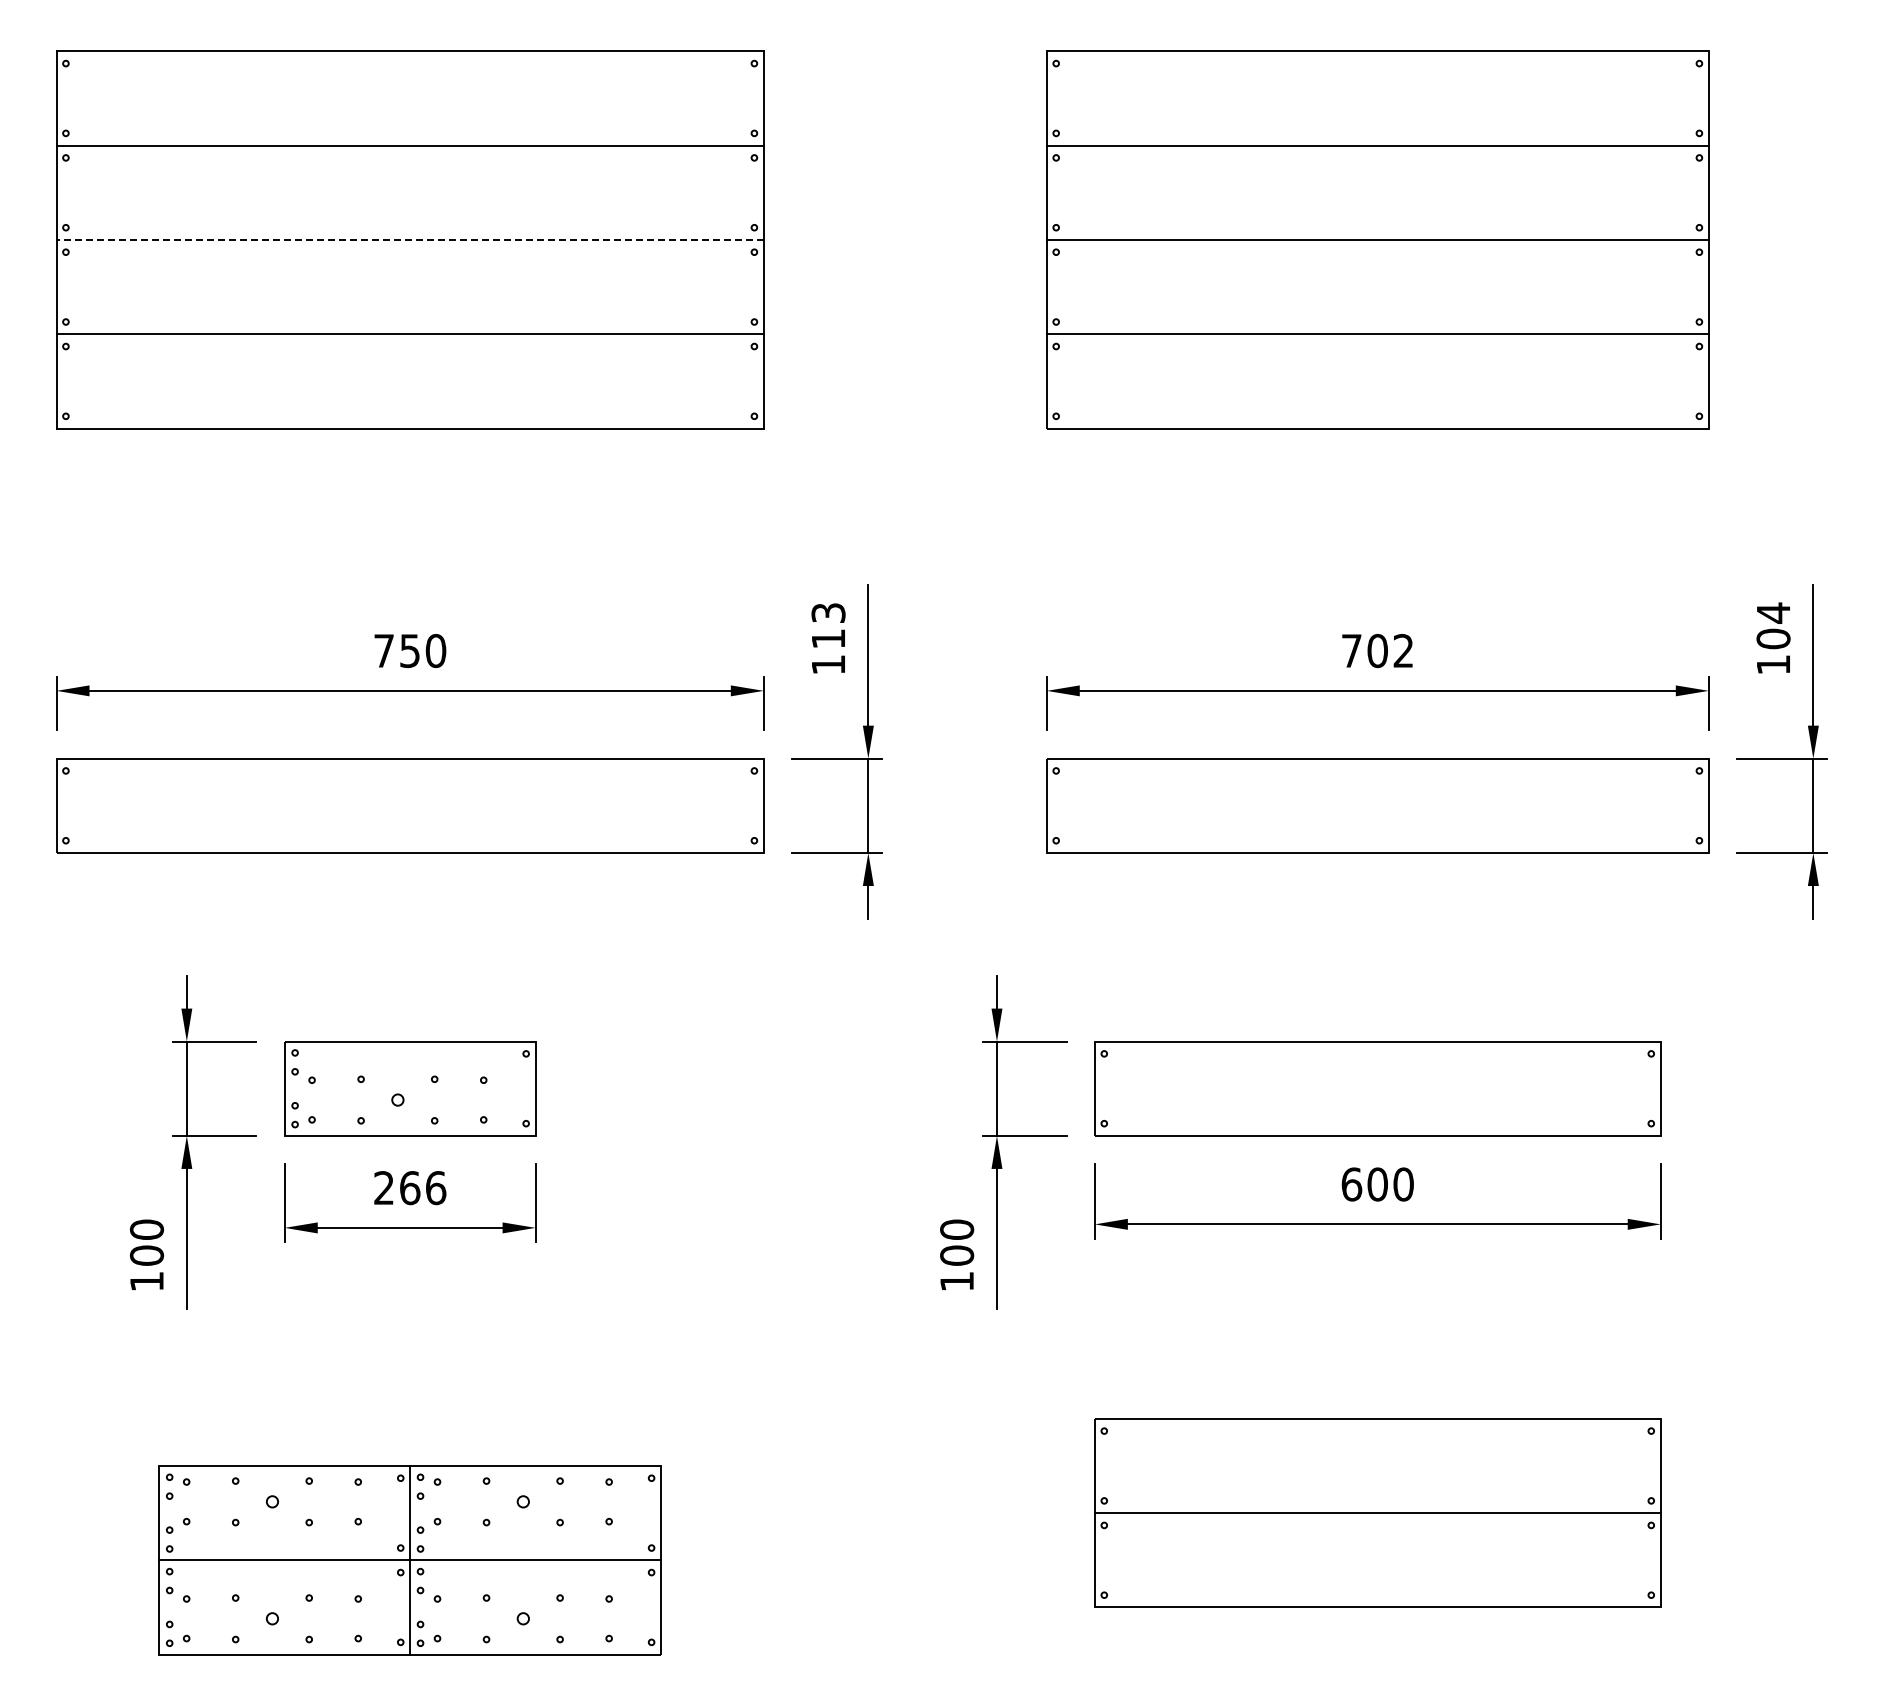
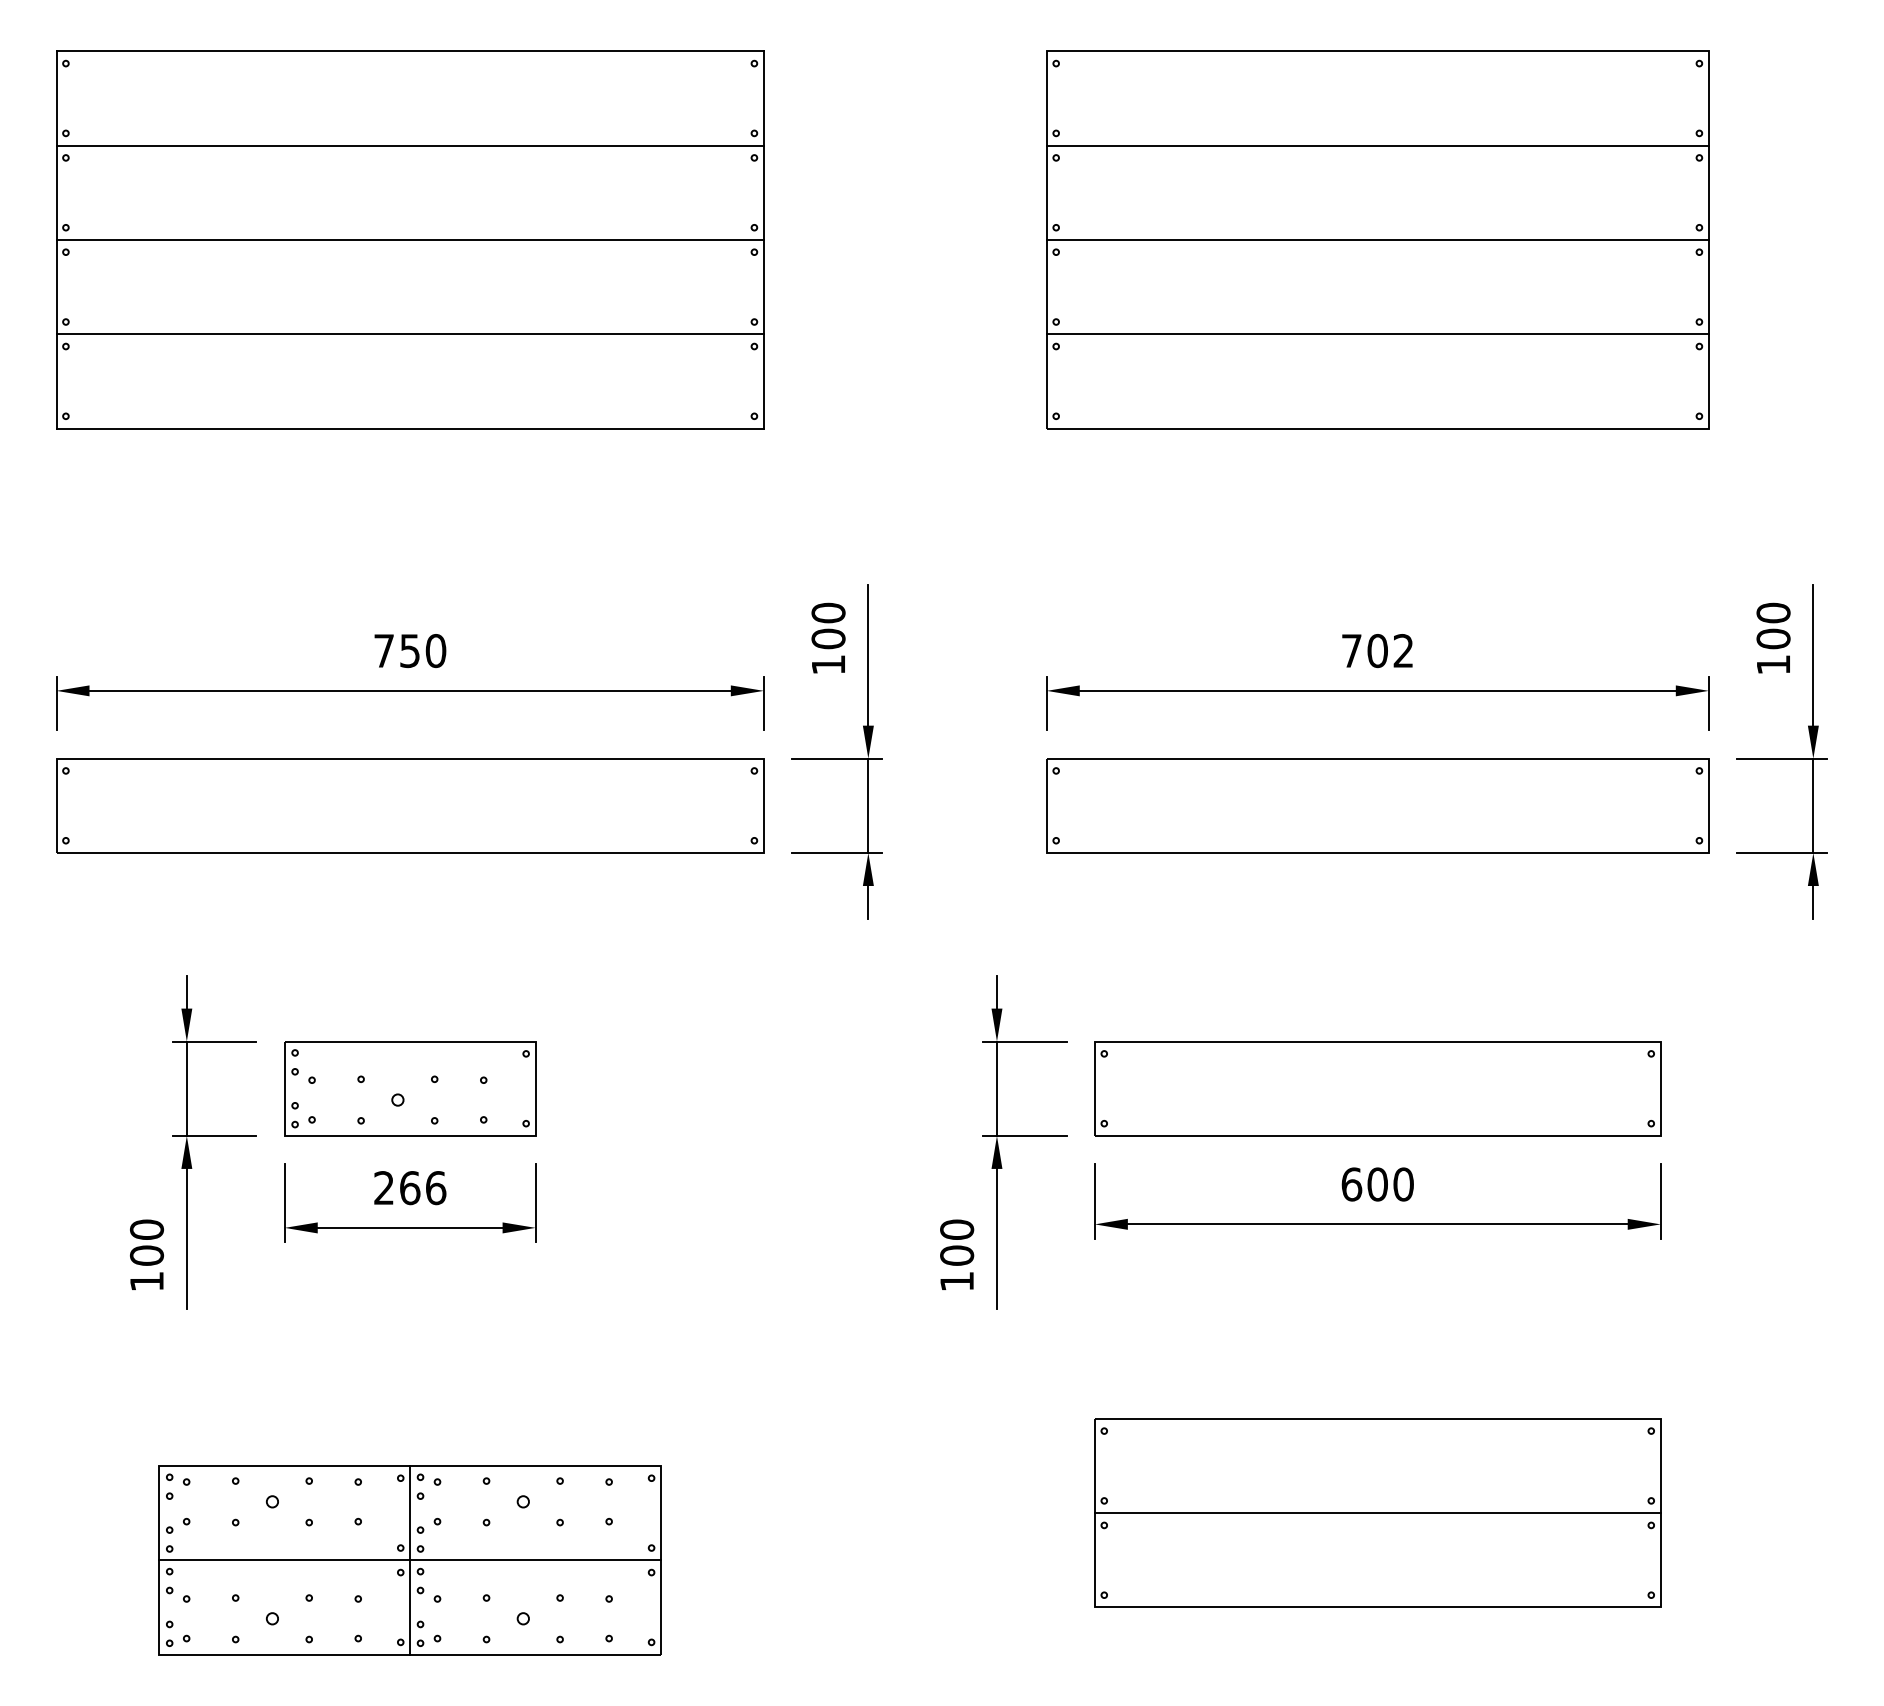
line: dashed -> solid (410, 239)
text: 104 -> 100 (1773, 612)
text: 113 -> 100 (828, 625)
